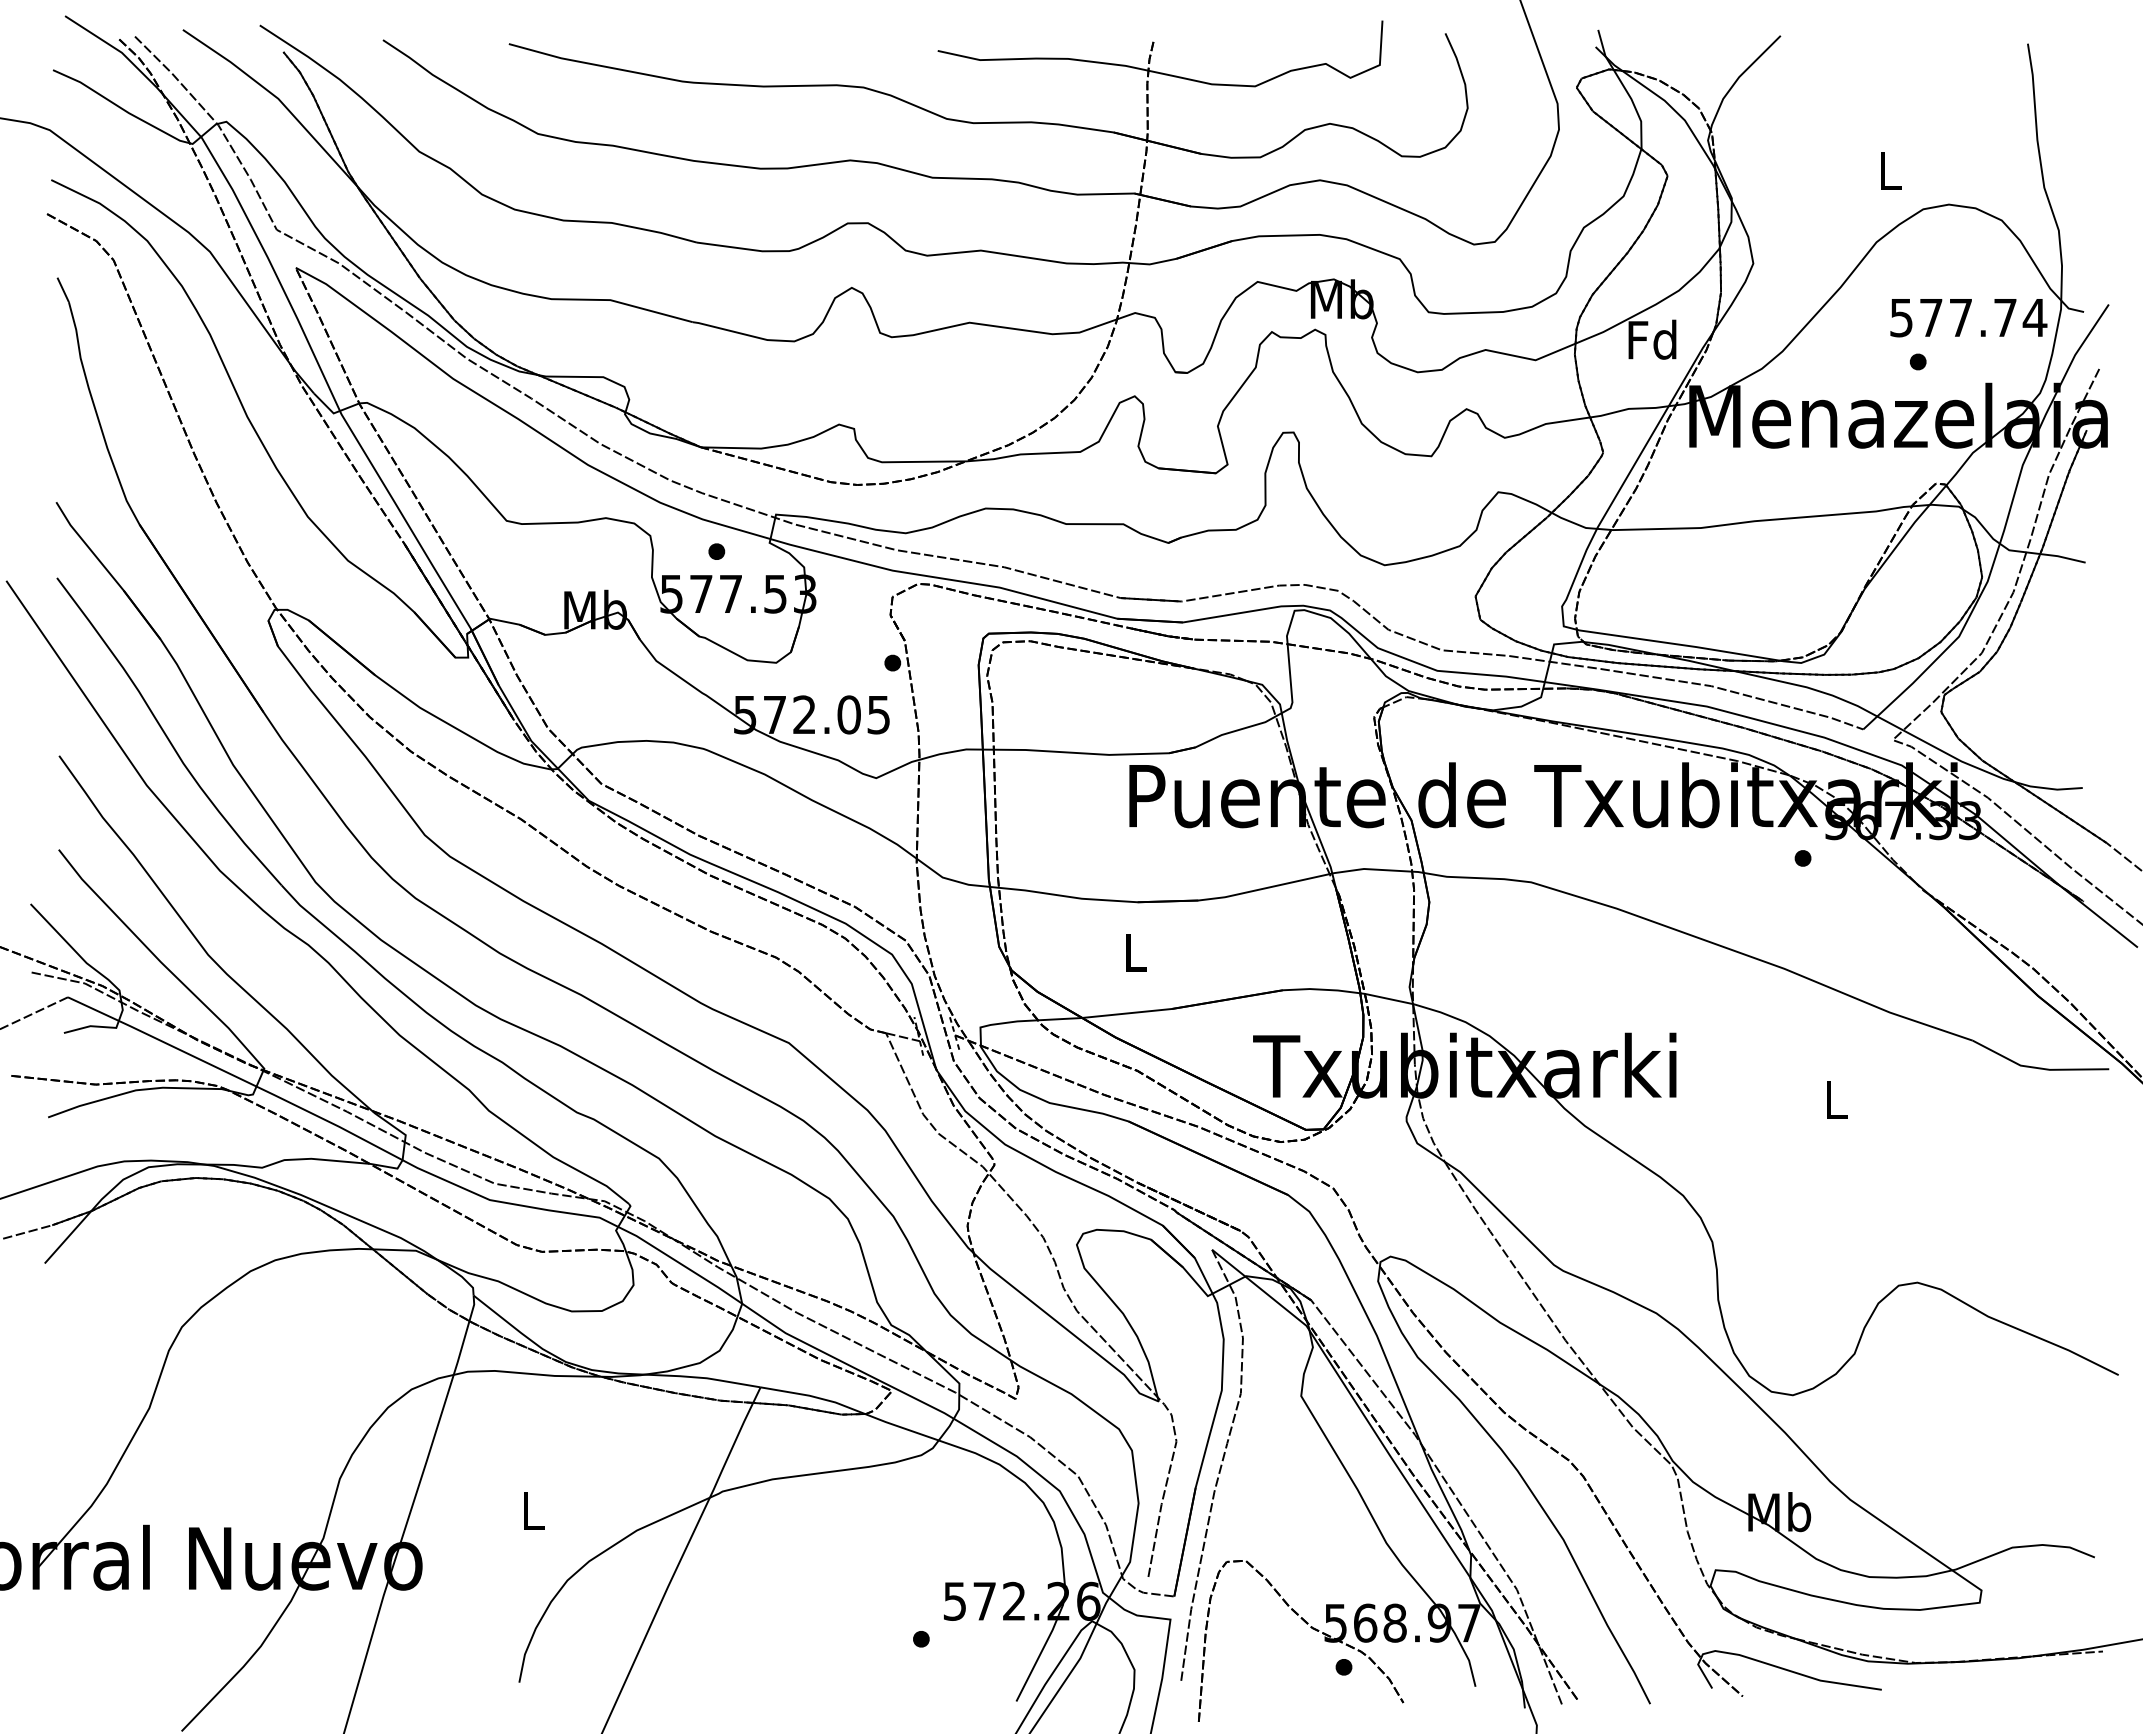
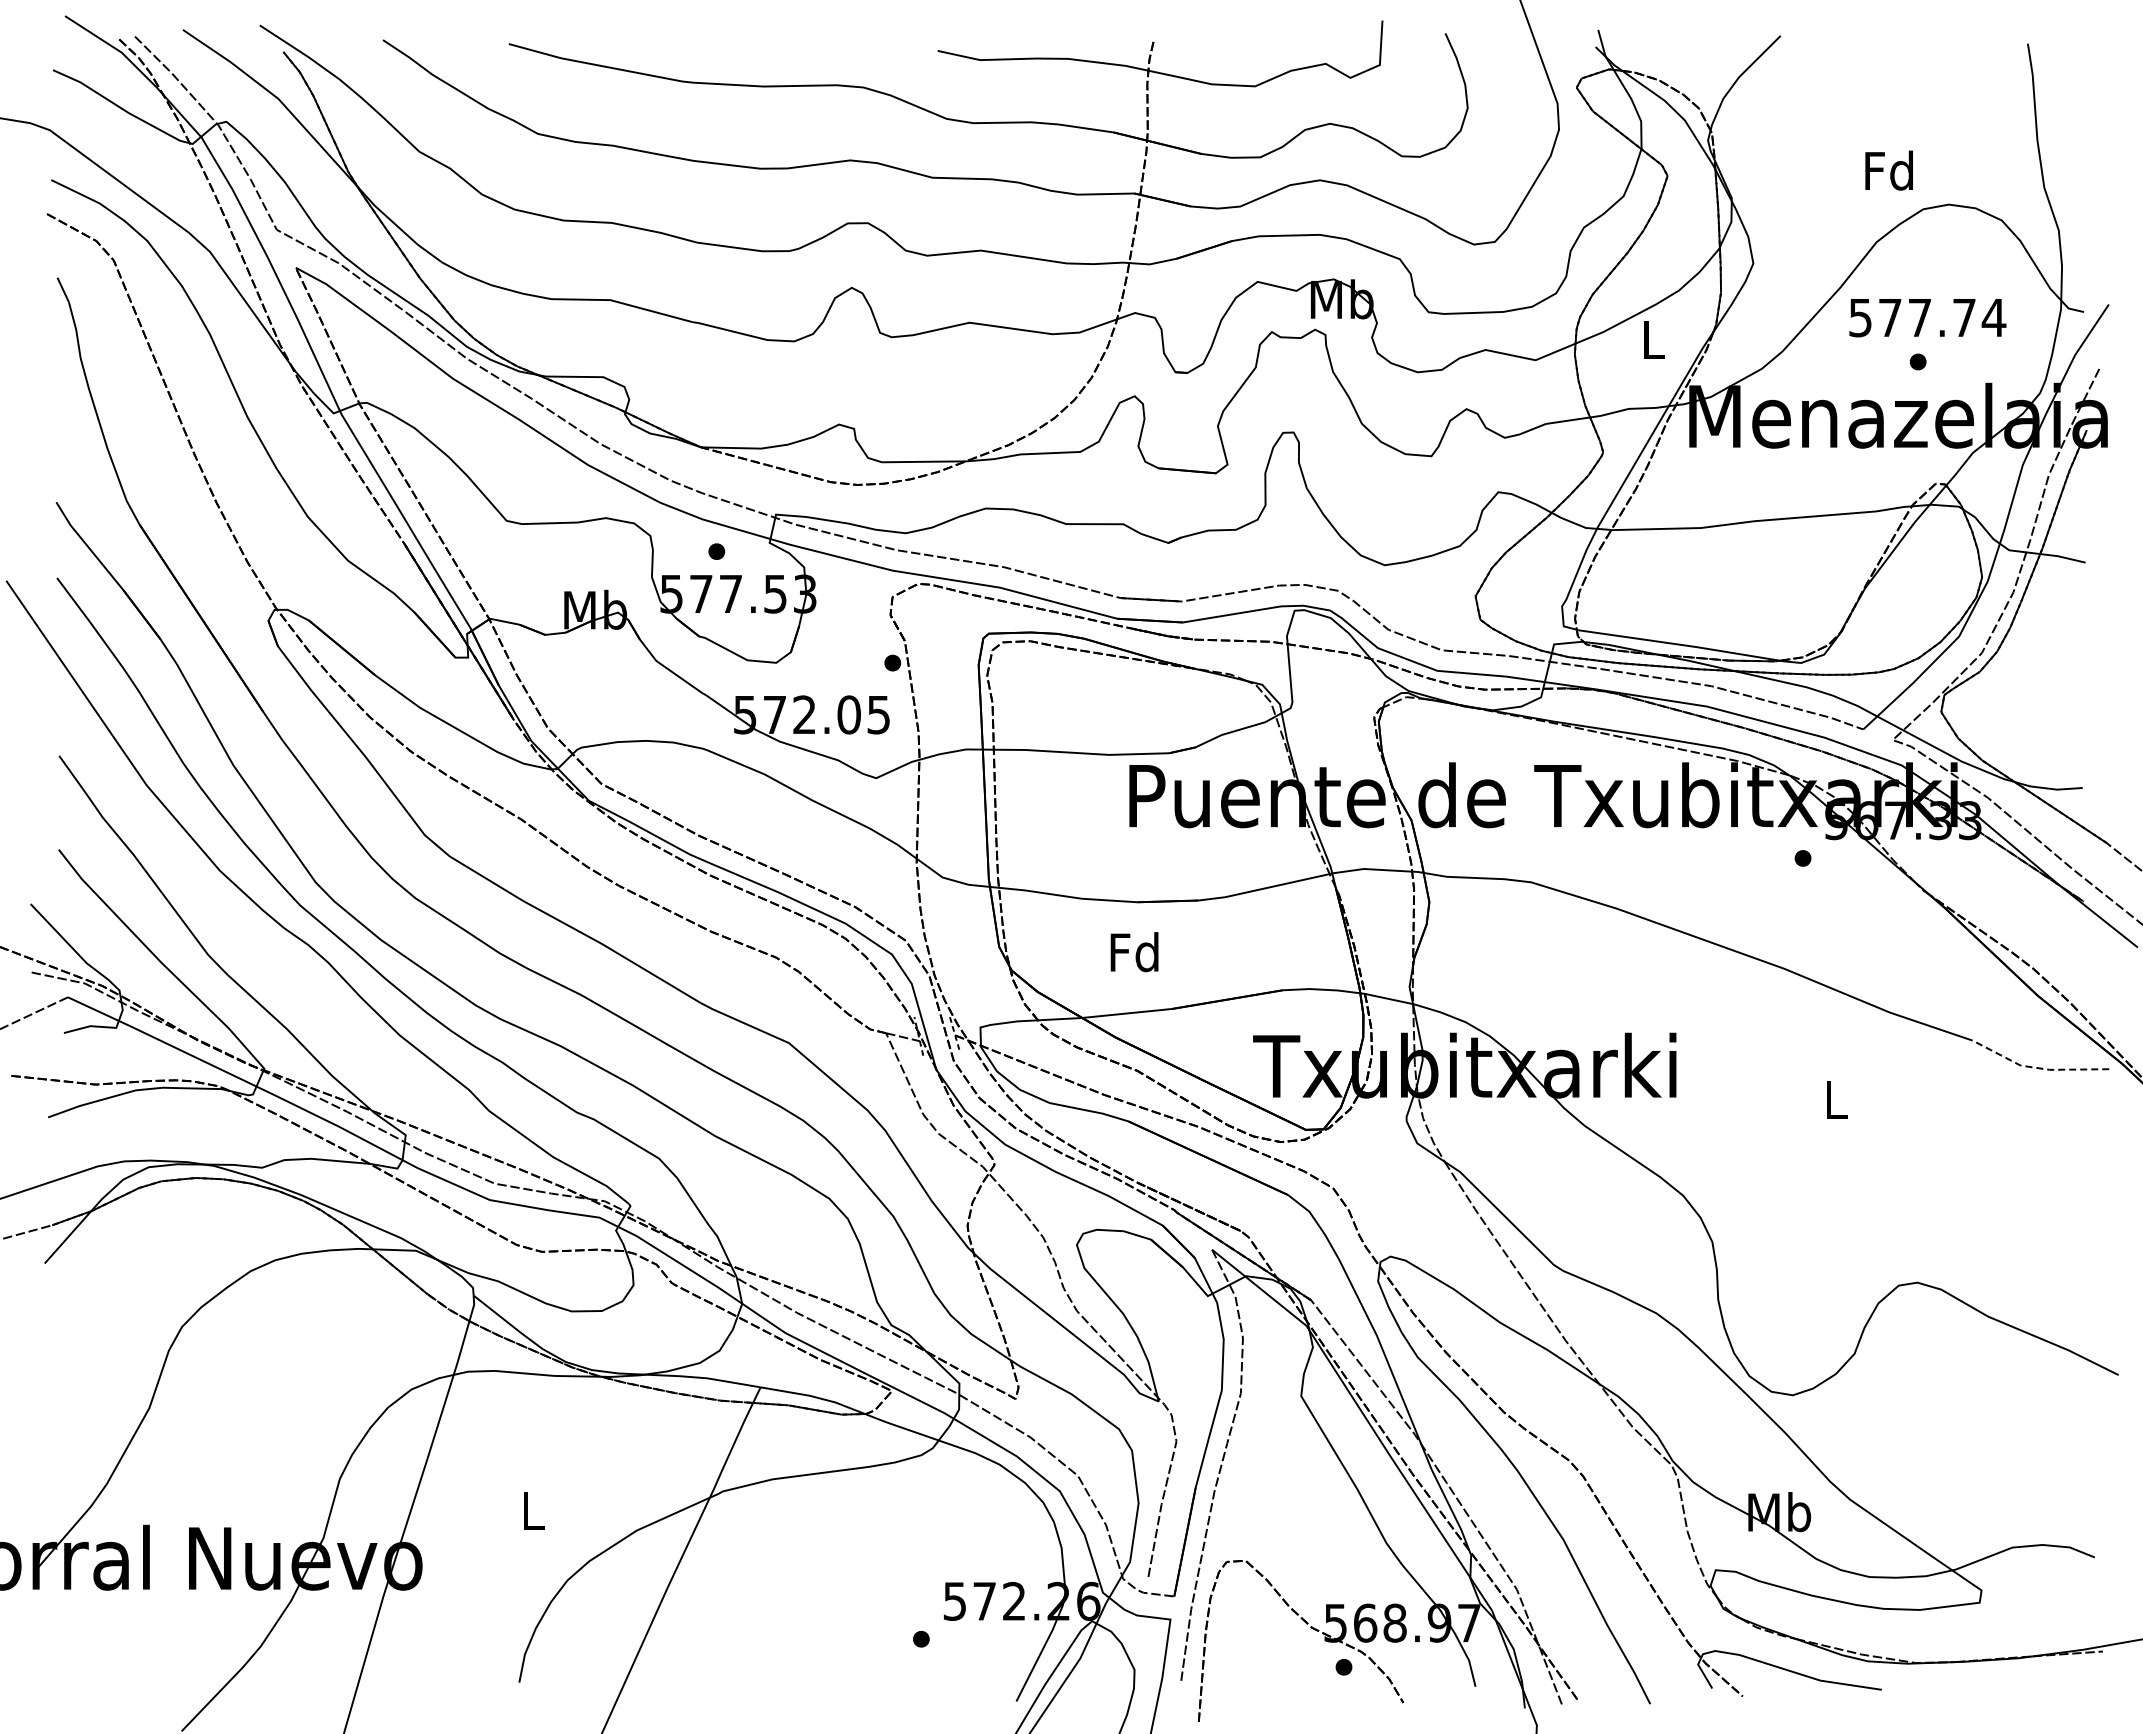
text: L -> Fd (1888, 170)
text position: (1968, 318) -> (1927, 318) (1927, 318)
text: Fd -> L (1652, 339)
text: L -> Fd (1134, 952)
line: solid -> dashed (2037, 1068)
